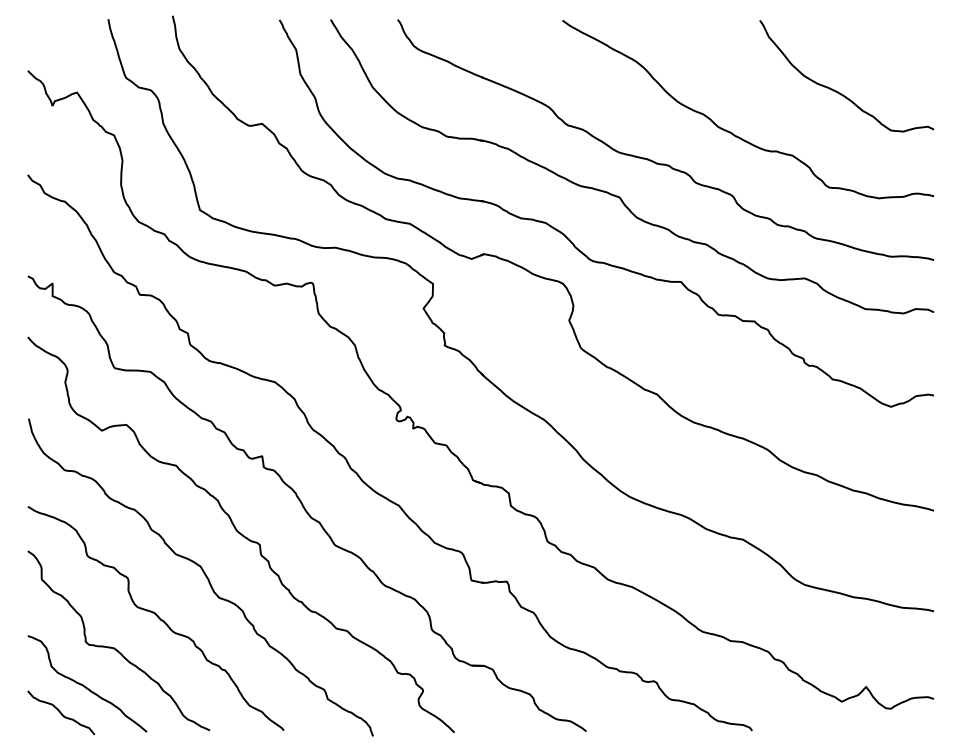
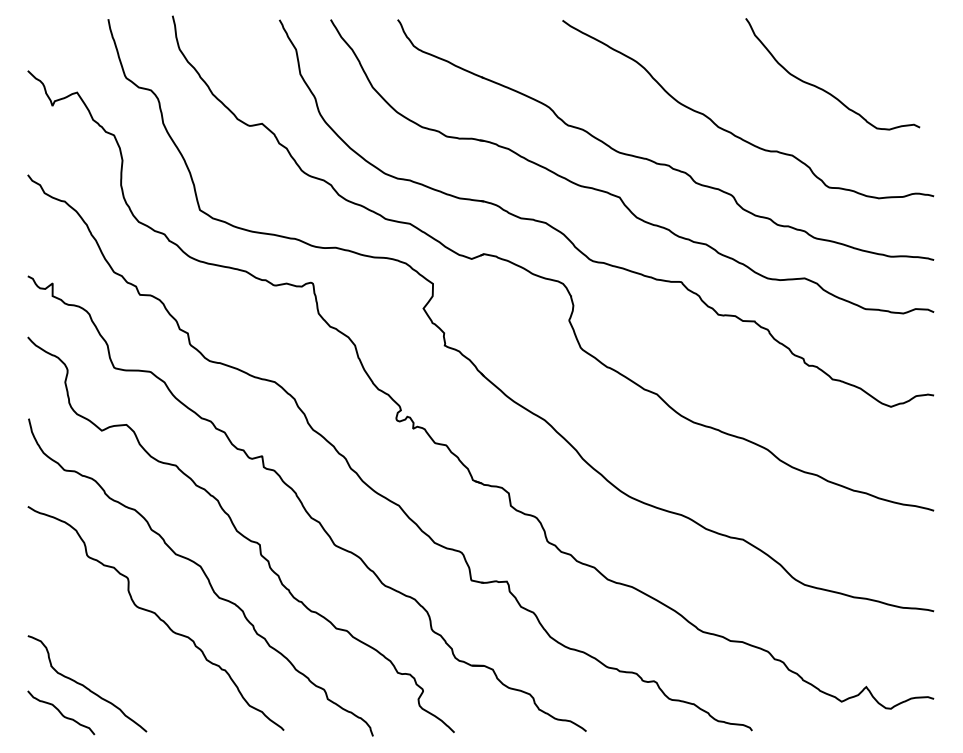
curve position: (838, 91) -> (824, 89) (824, 89)
curve: present -> none (114, 647)
